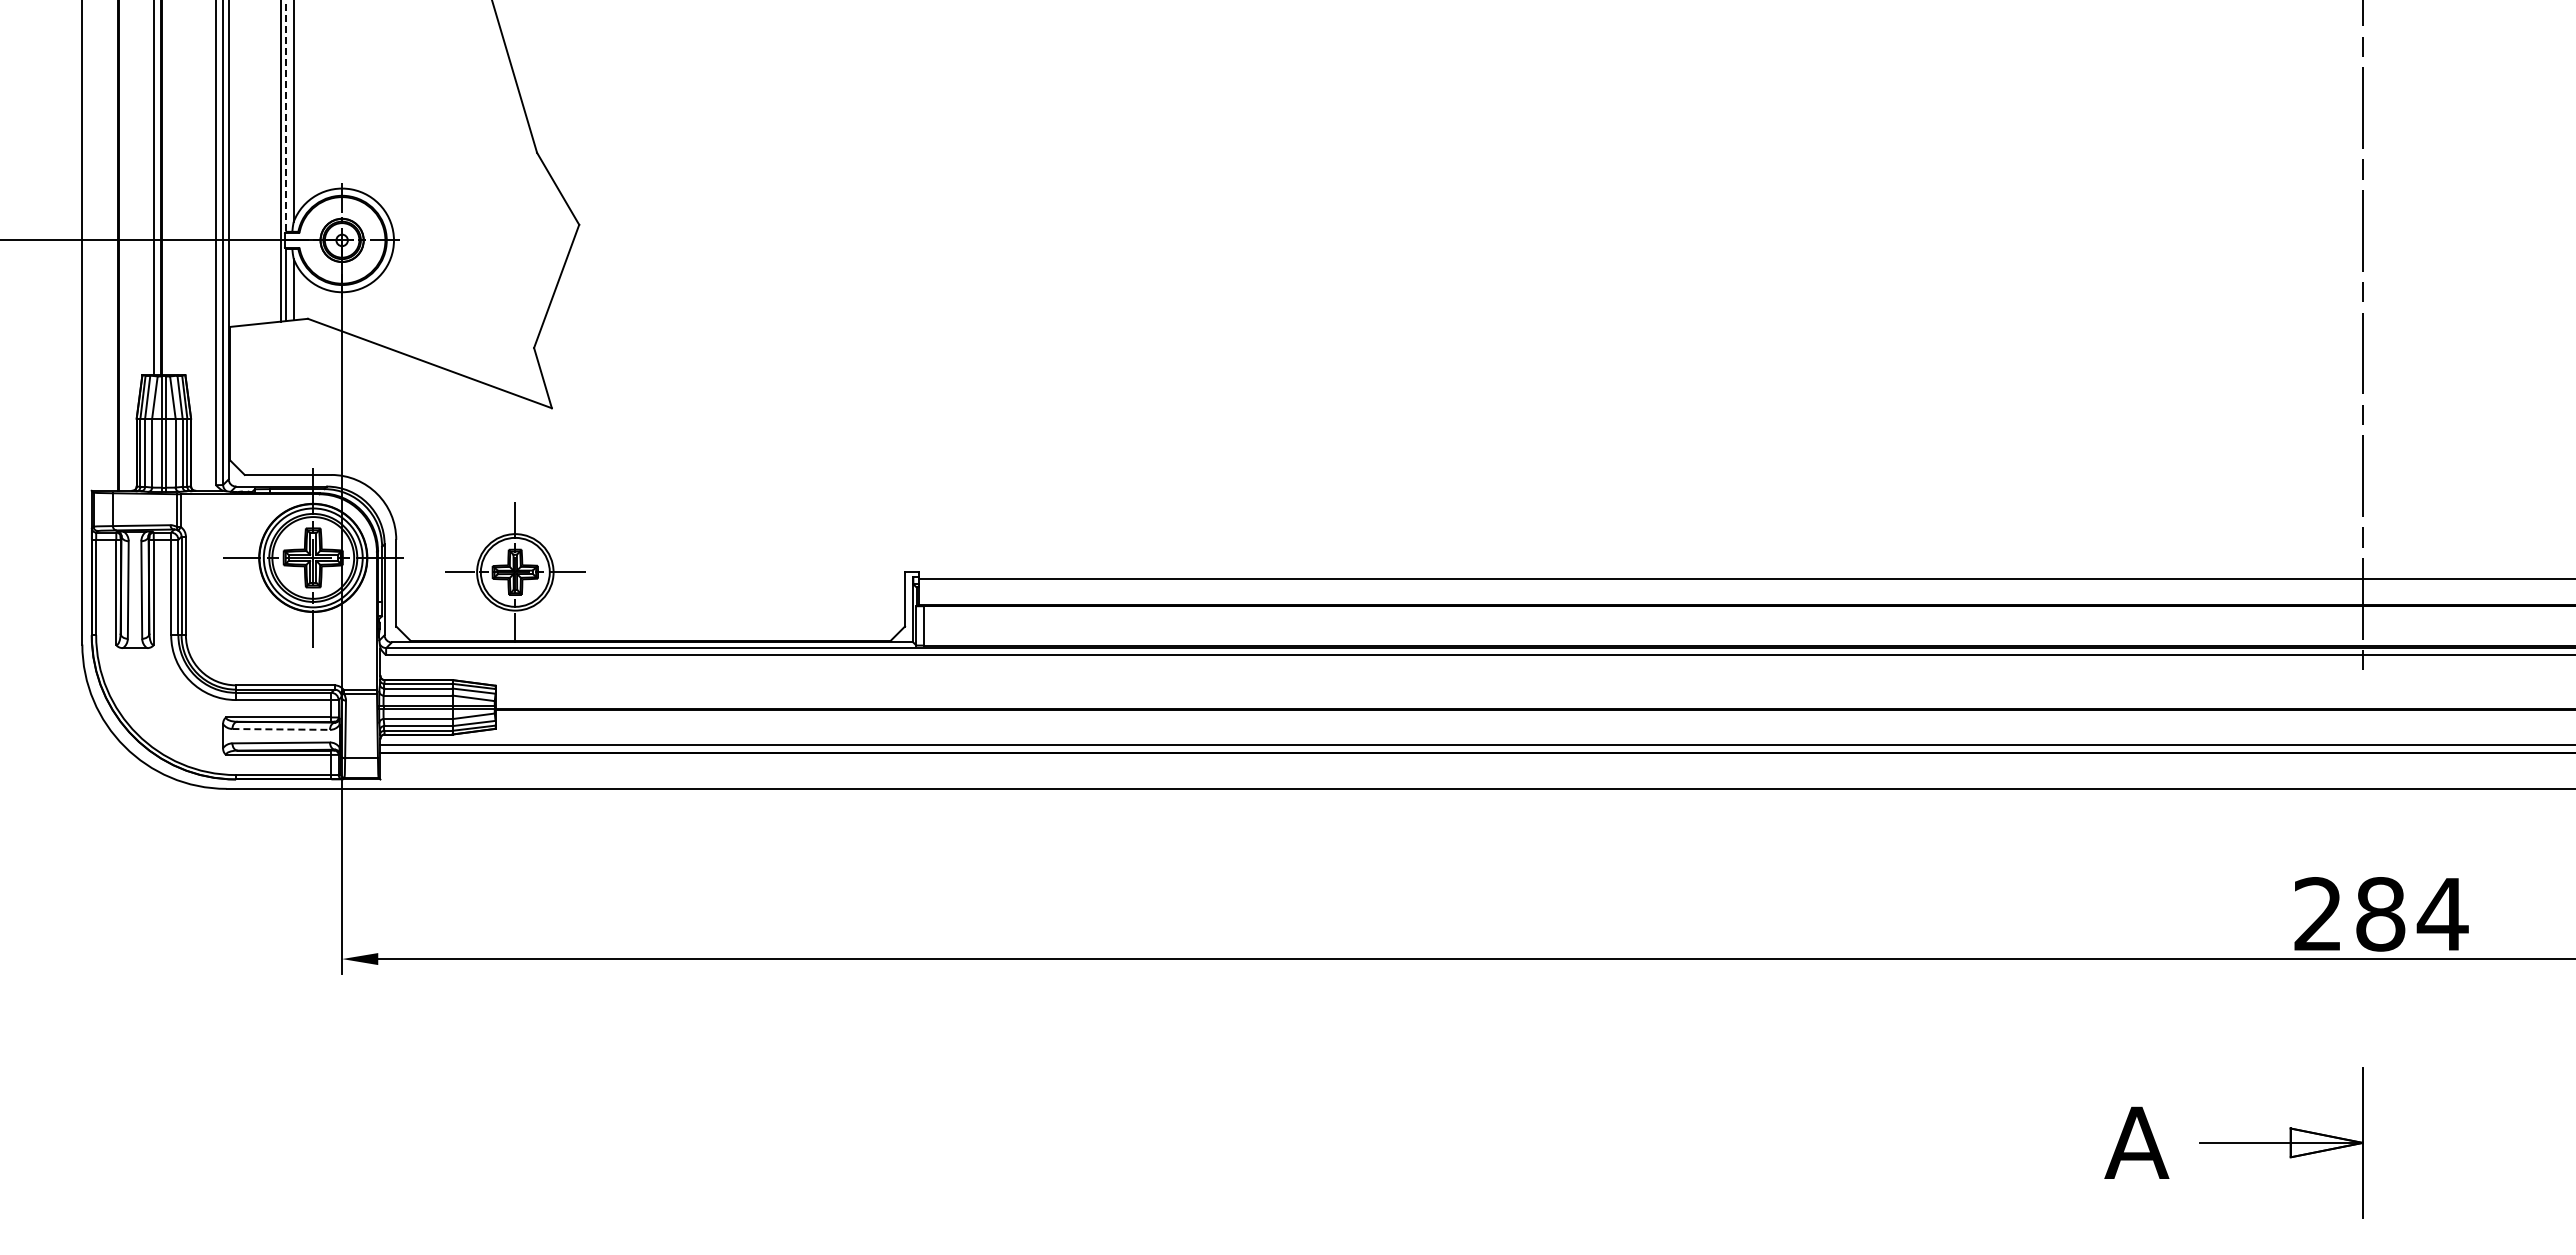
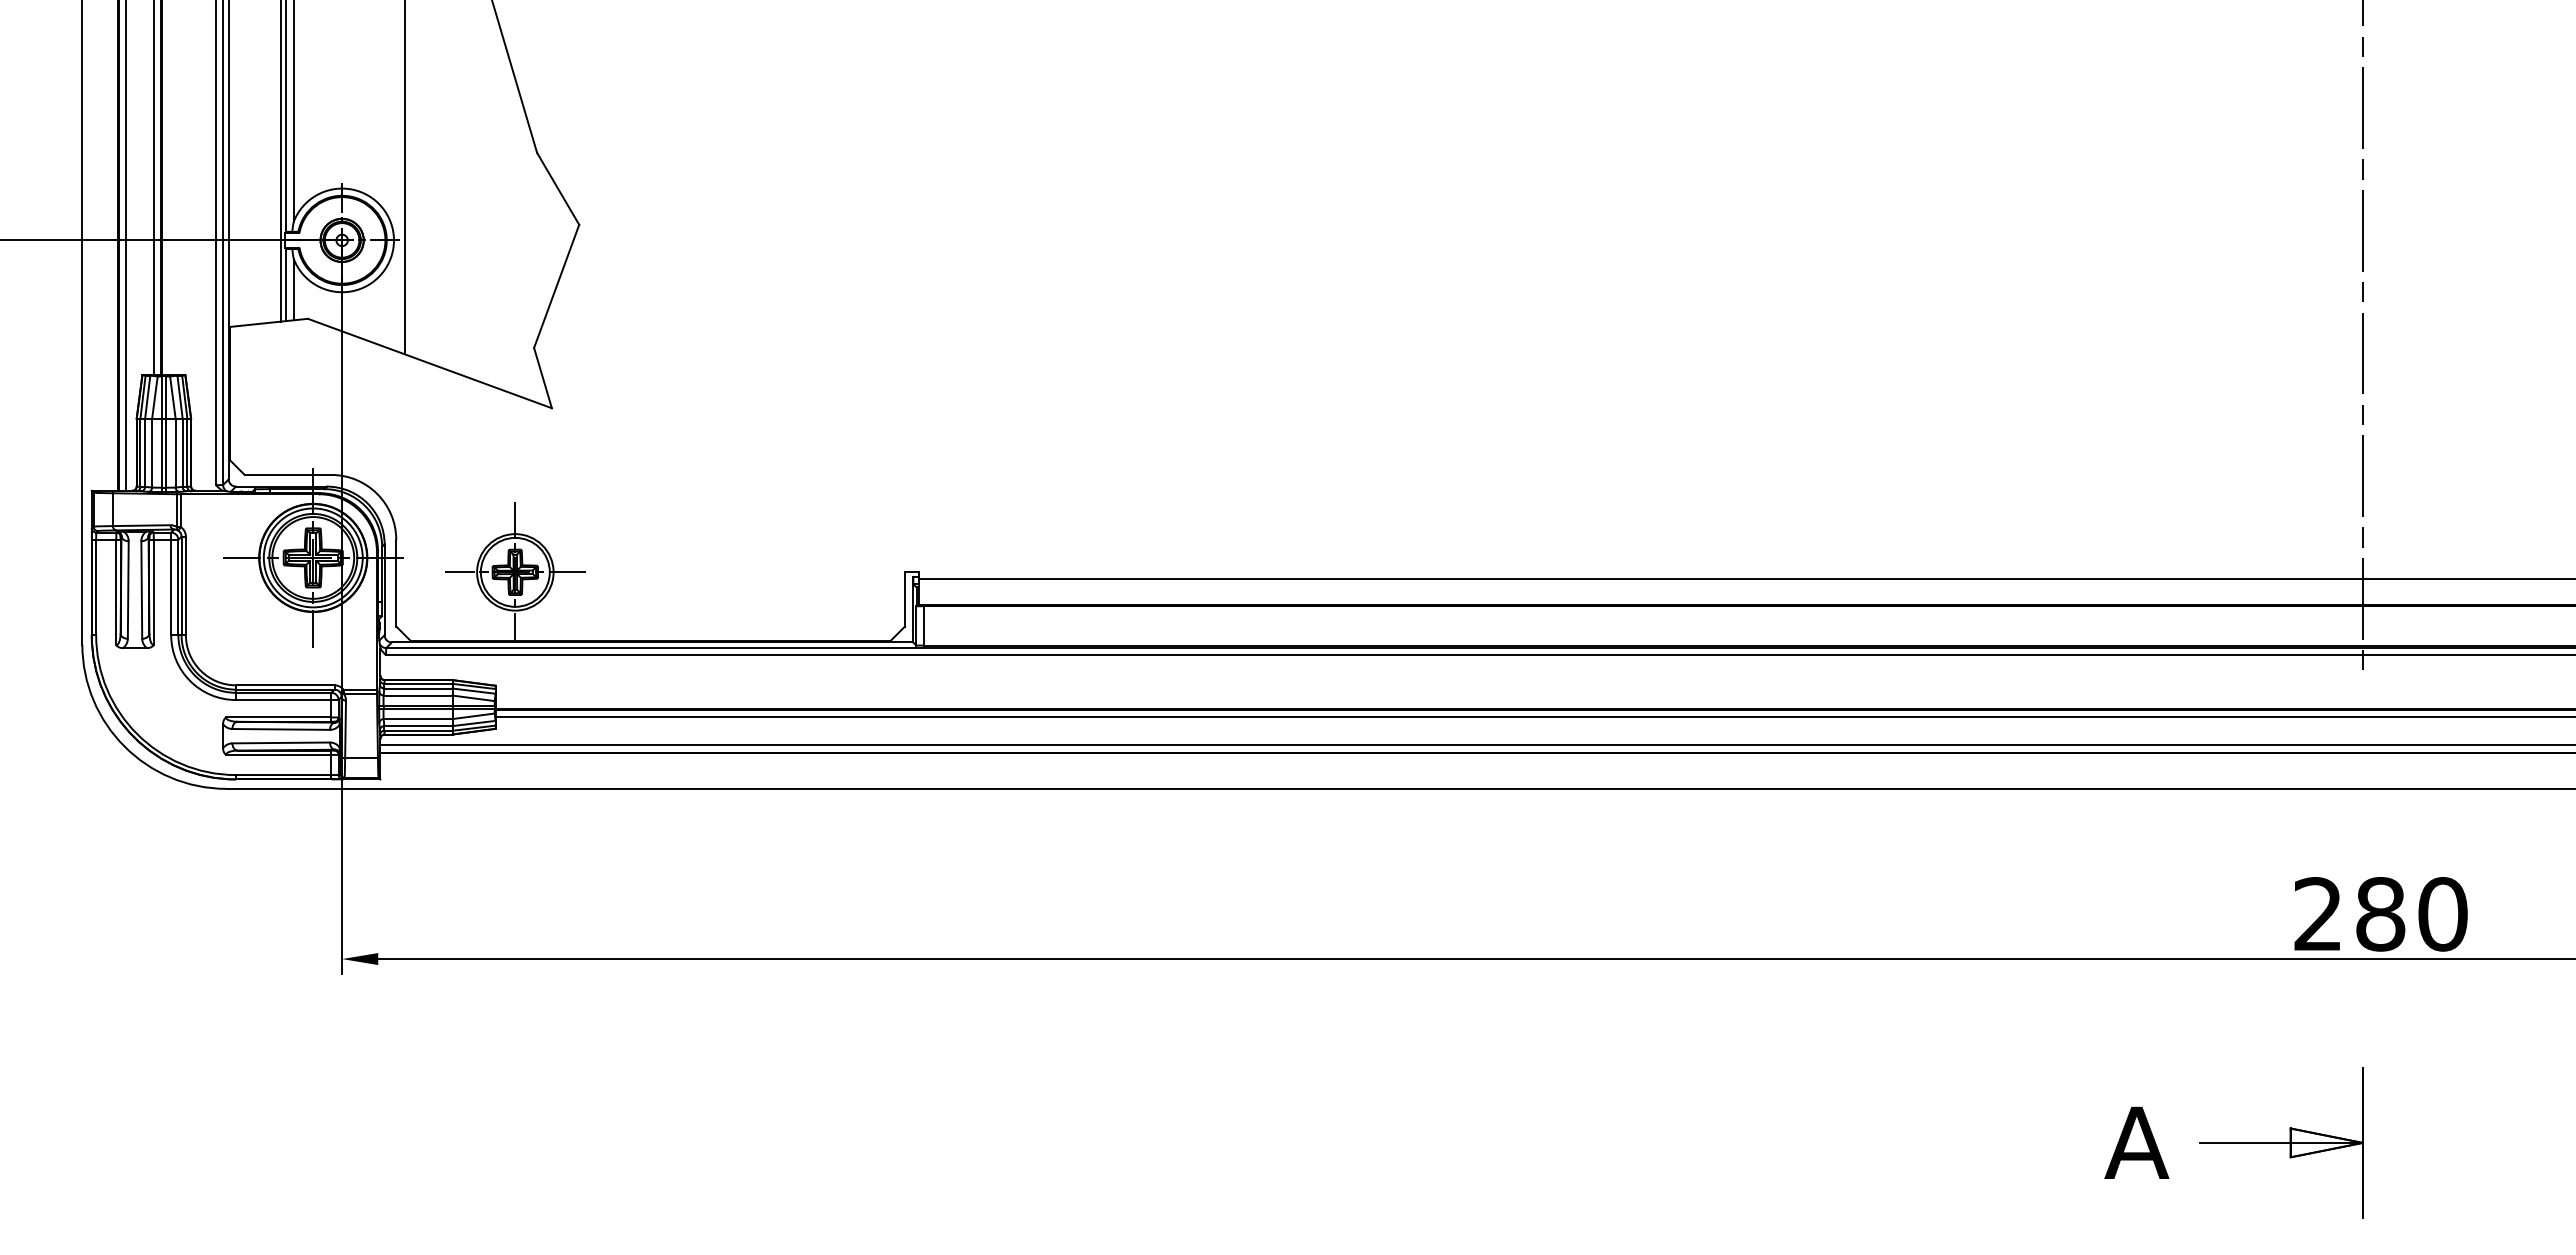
line: dashed -> solid (286, 116)
line: none -> present (405, 178)
line: none -> present (125, 246)
line: none -> present (1533, 716)
line: dashed -> solid (281, 729)
text: 284 -> 280 (2442, 914)
